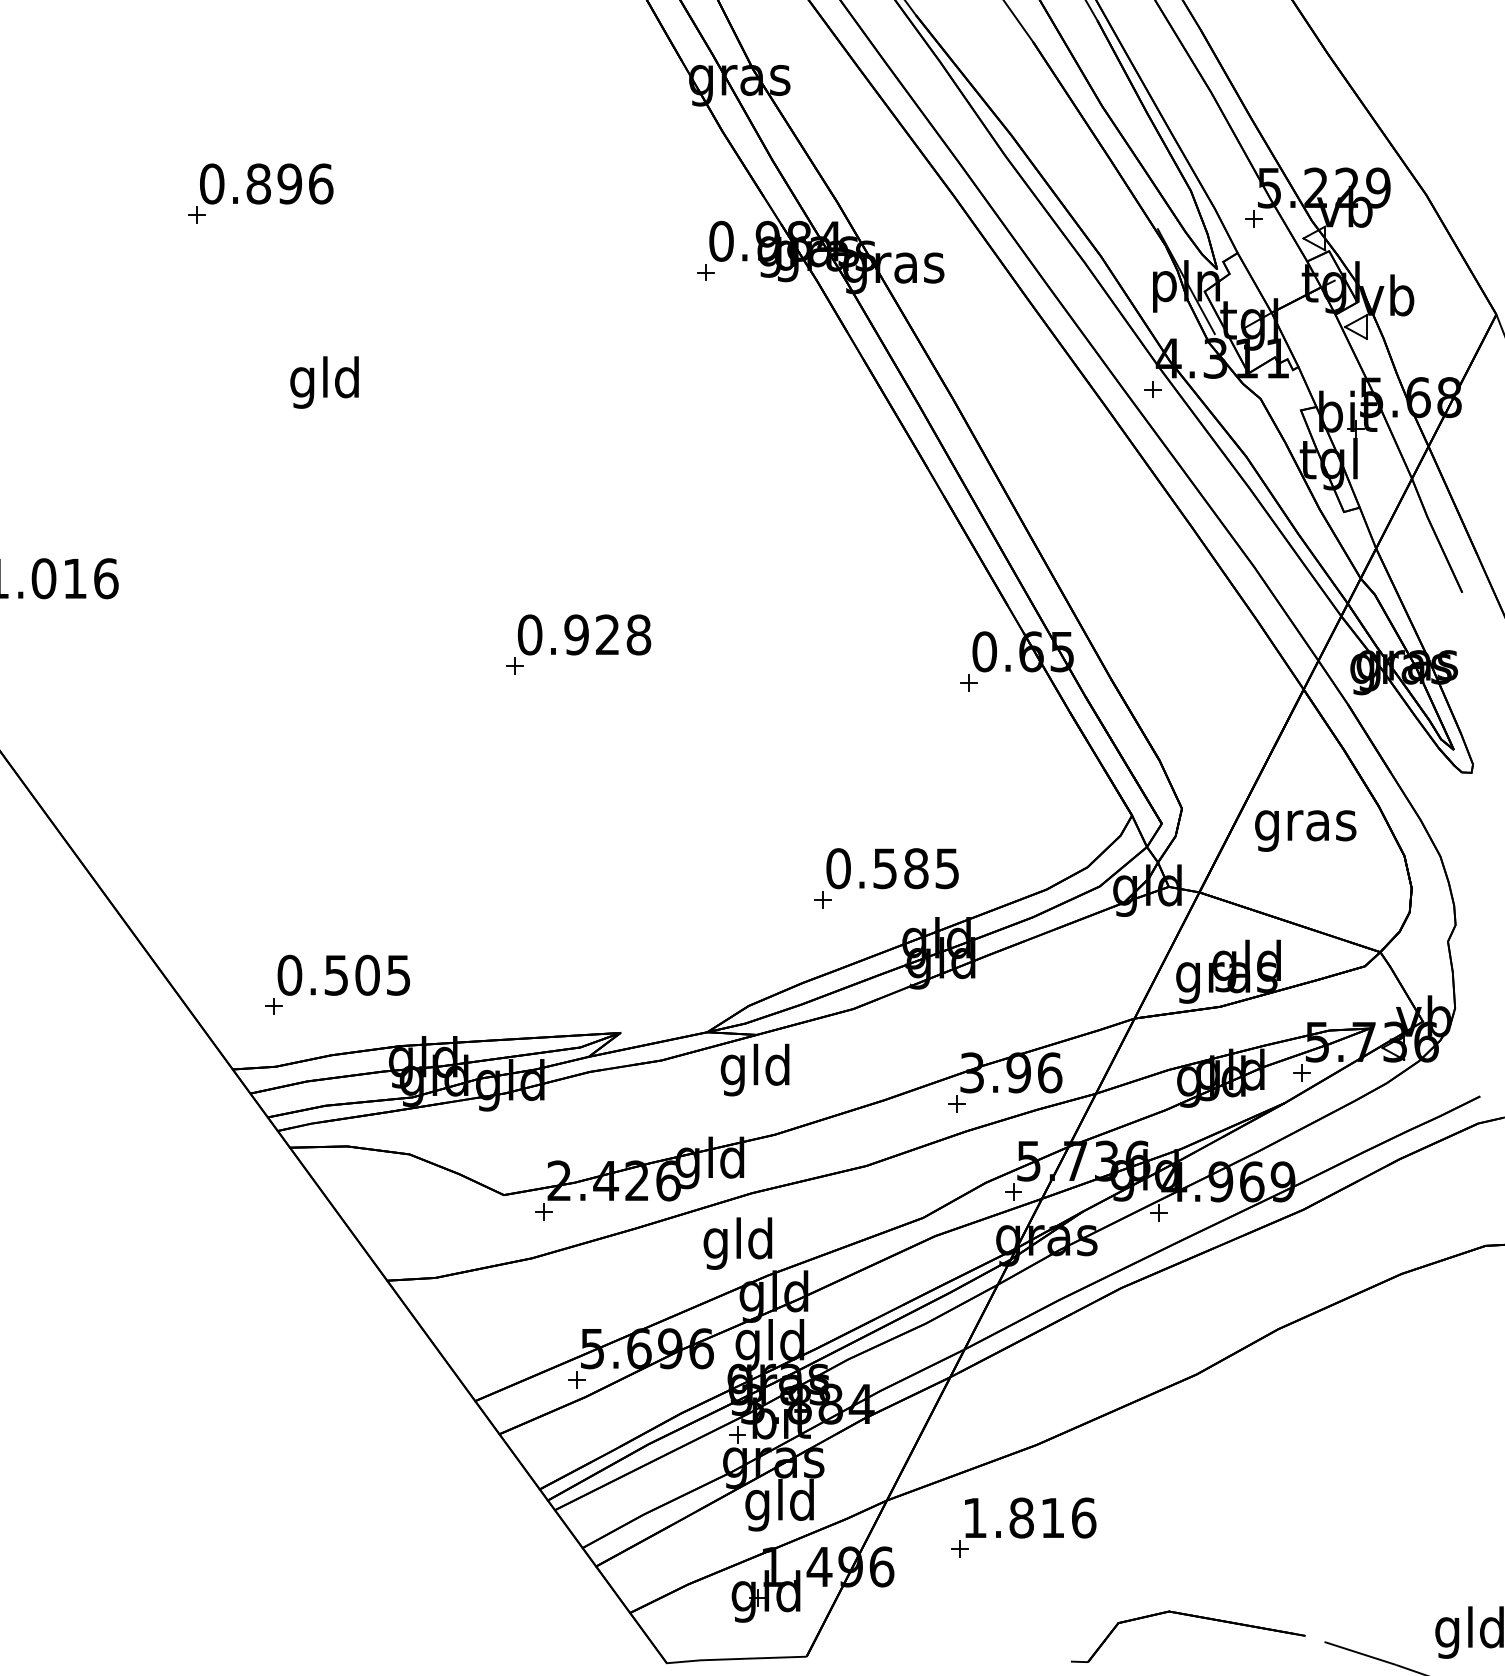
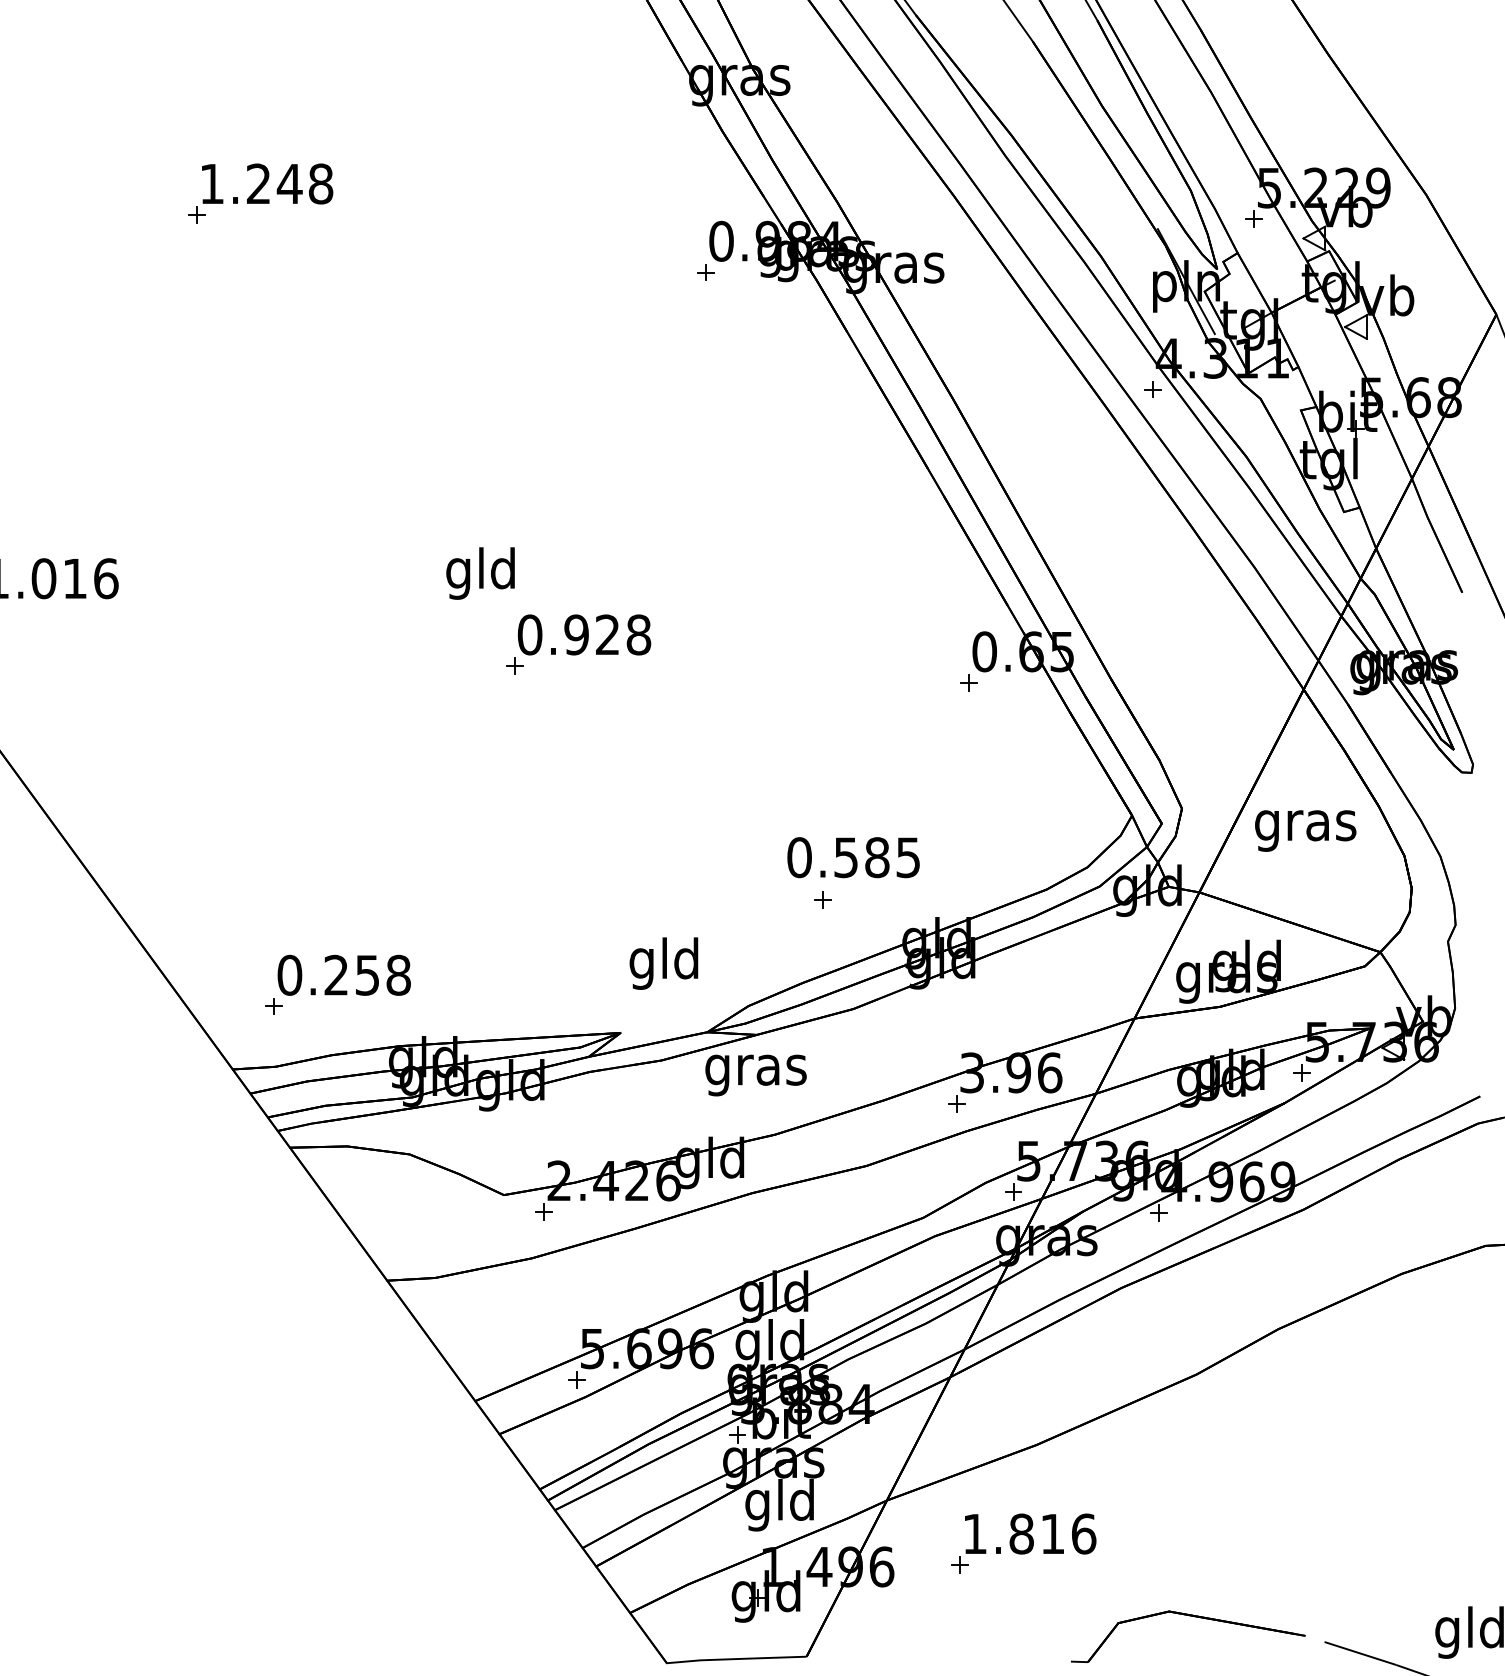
text: 0.896 -> 1.248 (266, 183)
text position: (324, 382) -> (480, 573) (480, 573)
text position: (892, 868) -> (853, 857) (853, 857)
text: 0.505 -> 0.258 (367, 974)
text: gld -> gras (755, 1069)
text position: (737, 1243) -> (663, 963) (663, 963)
part position: (1023, 1527) -> (1023, 1543) (1023, 1543)
